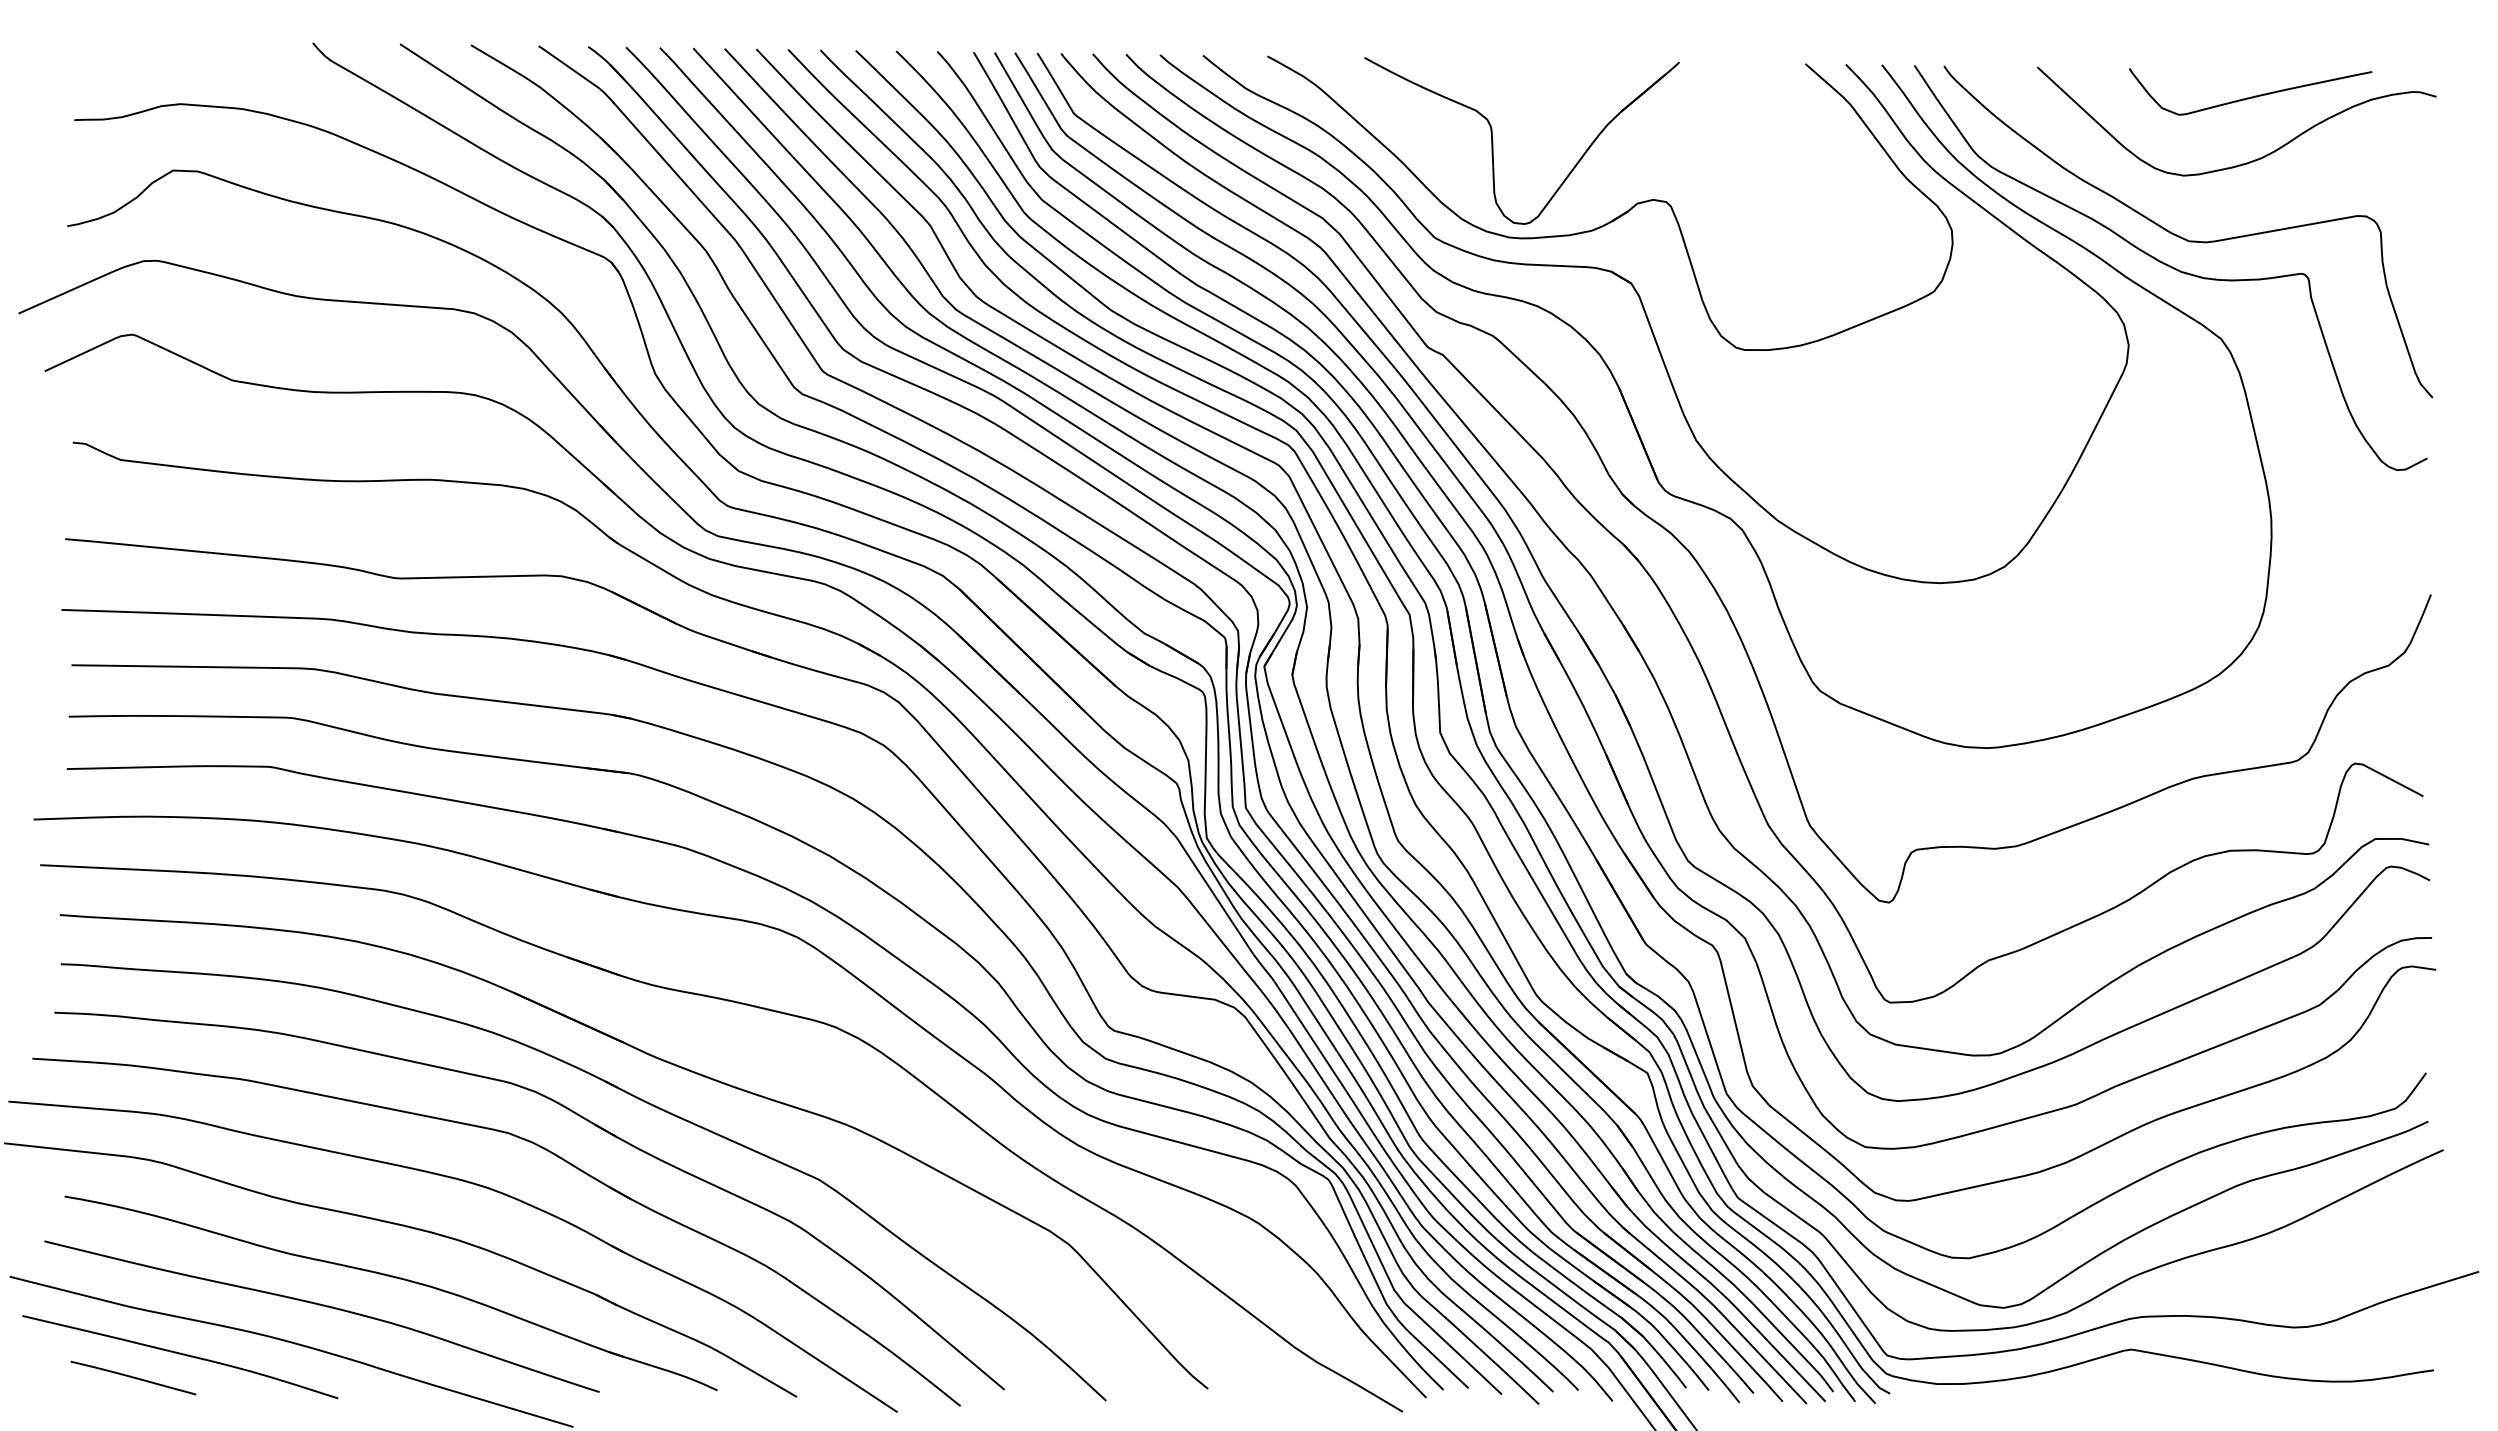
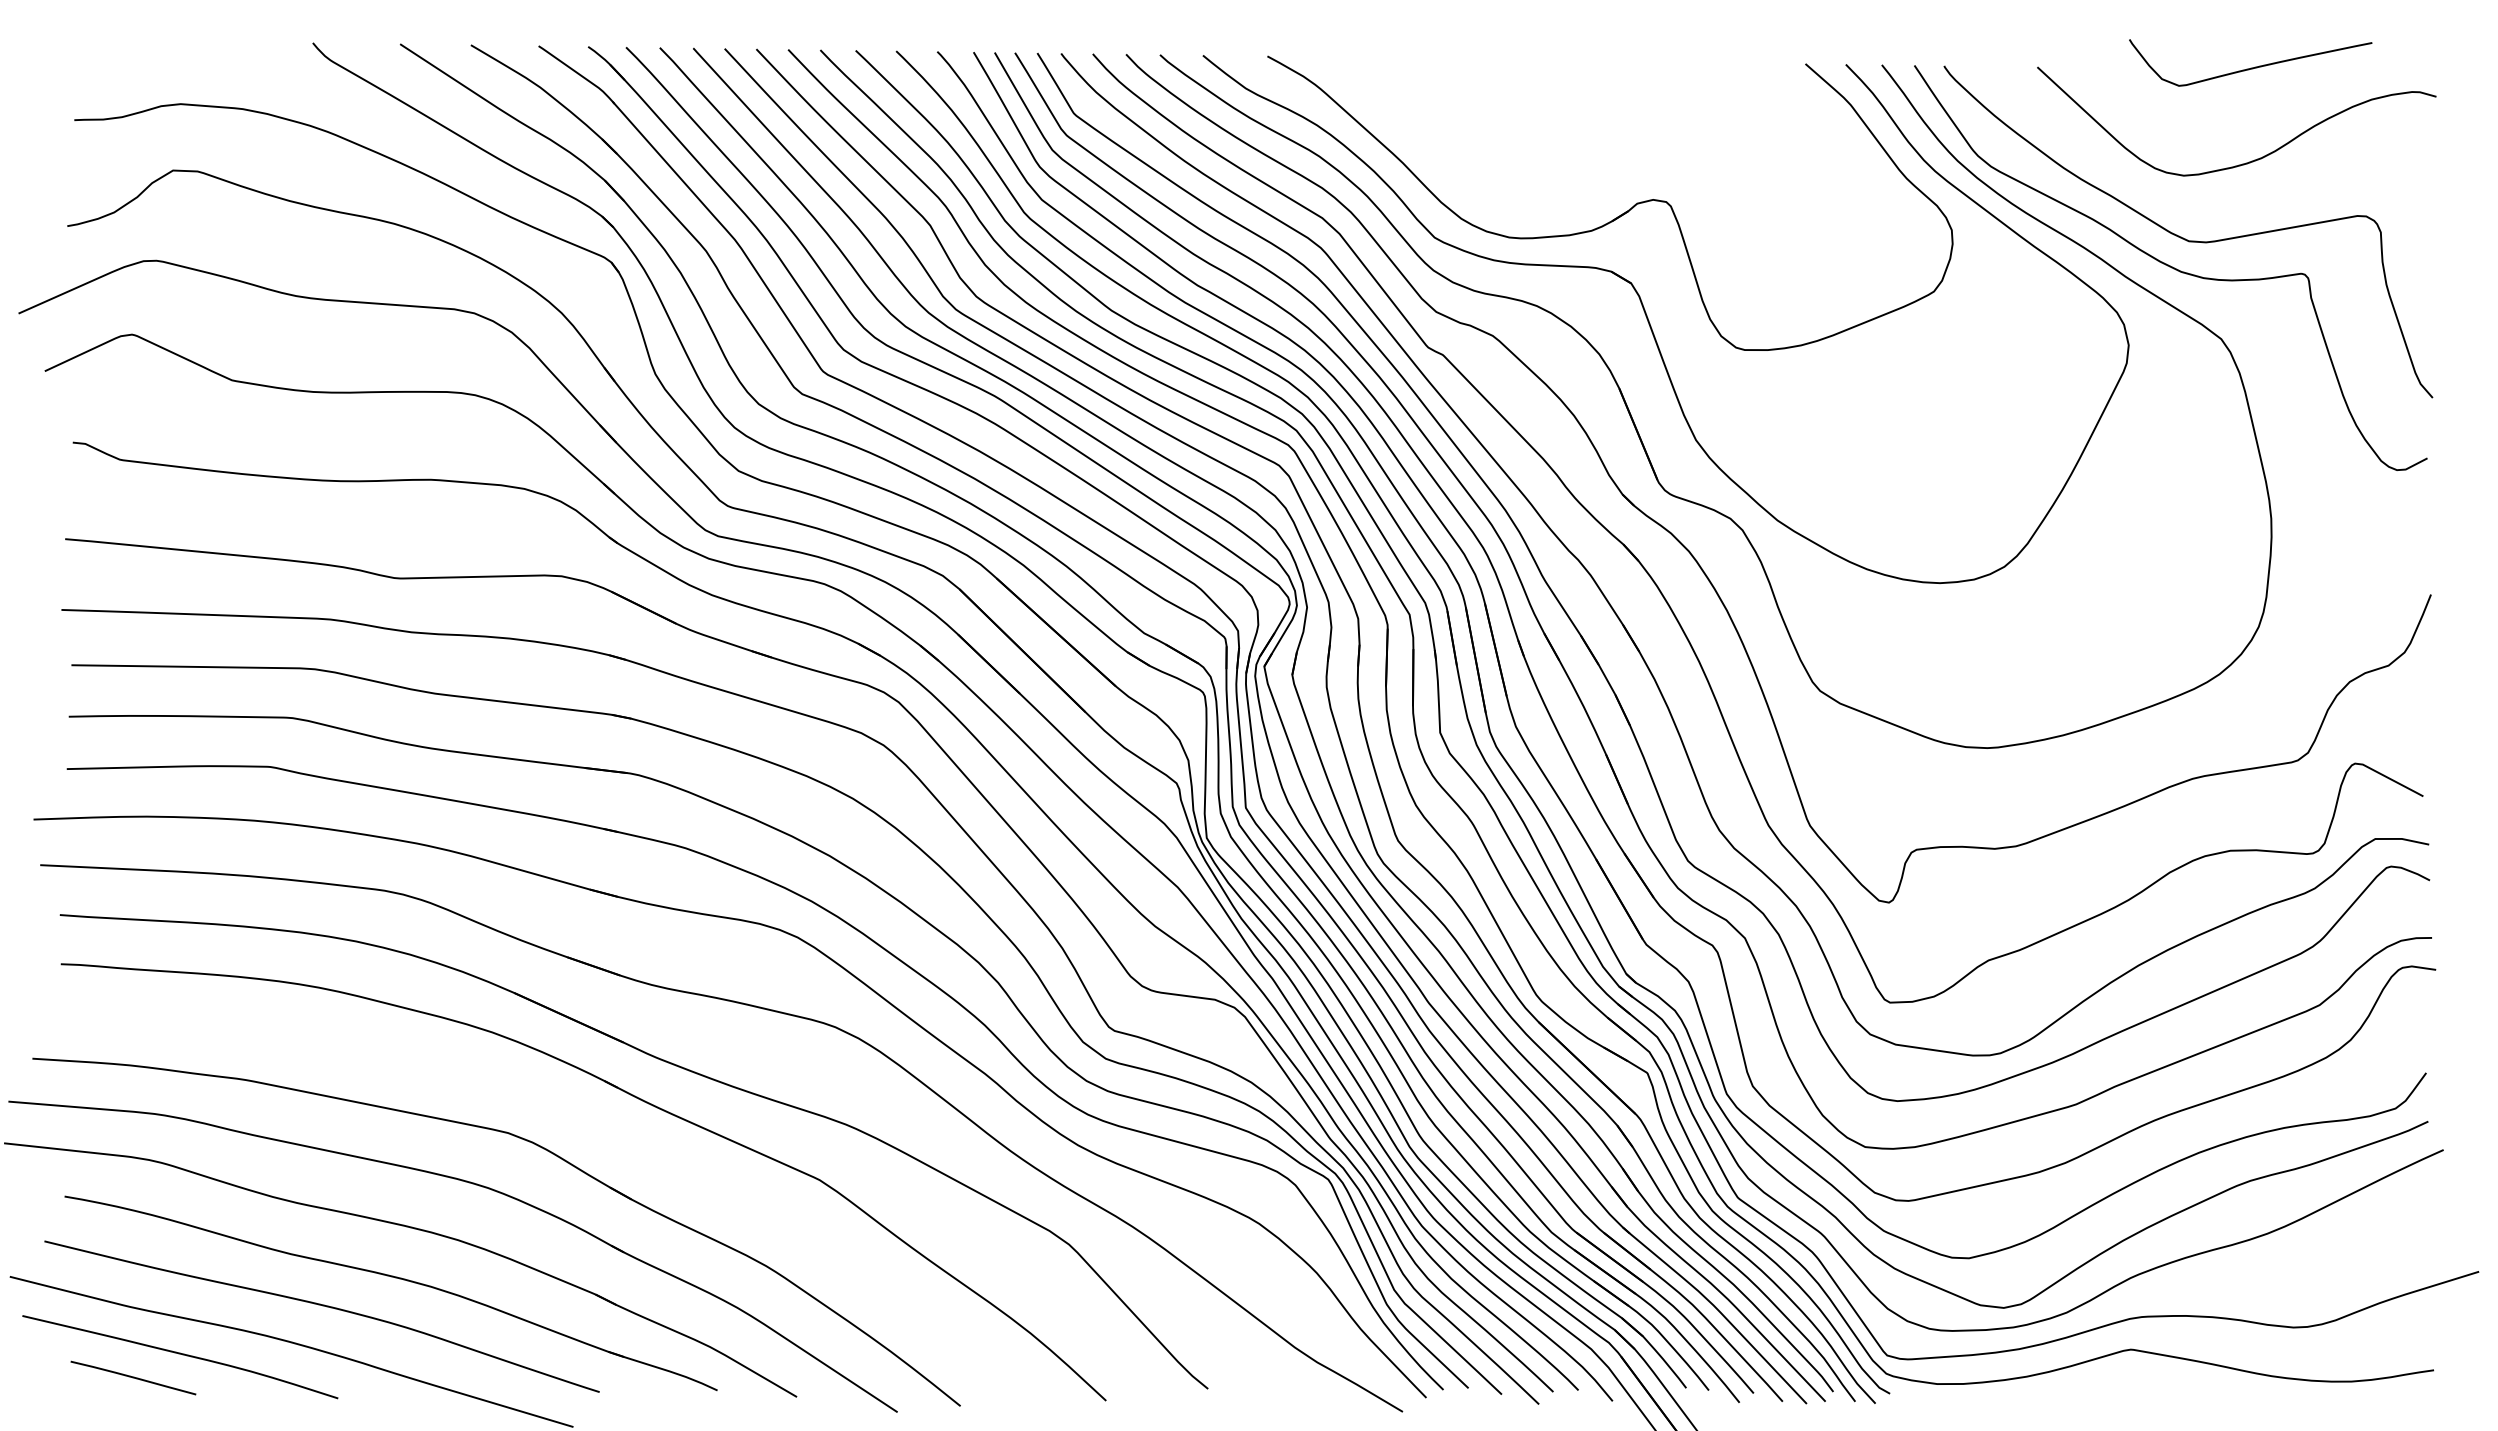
curve position: (2251, 96) -> (2251, 67) (2251, 67)
part: present -> none (1493, 140)
part: present -> none (580, 1117)
